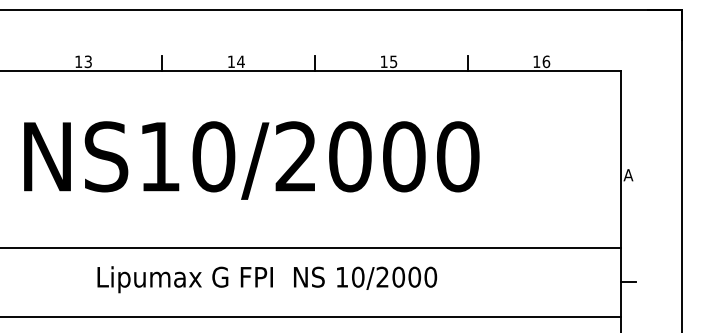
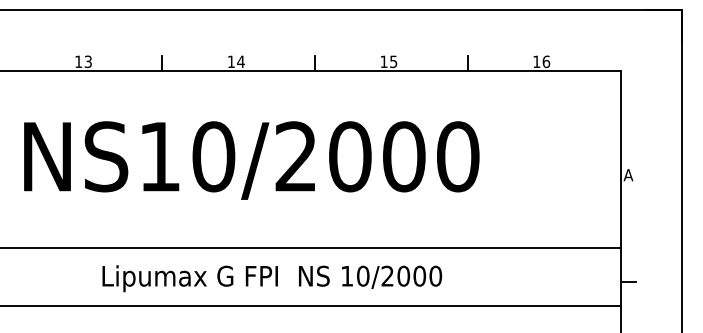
text position: (267, 279) -> (272, 278) (272, 278)
line position: (311, 316) -> (311, 305) (311, 305)
